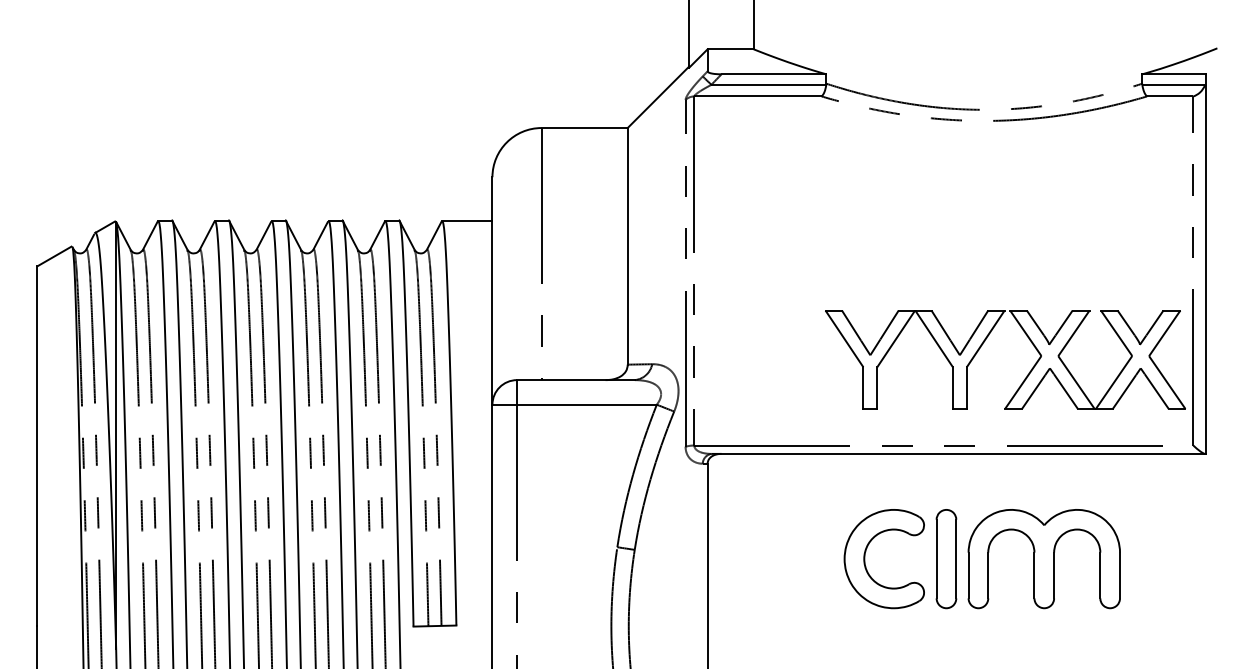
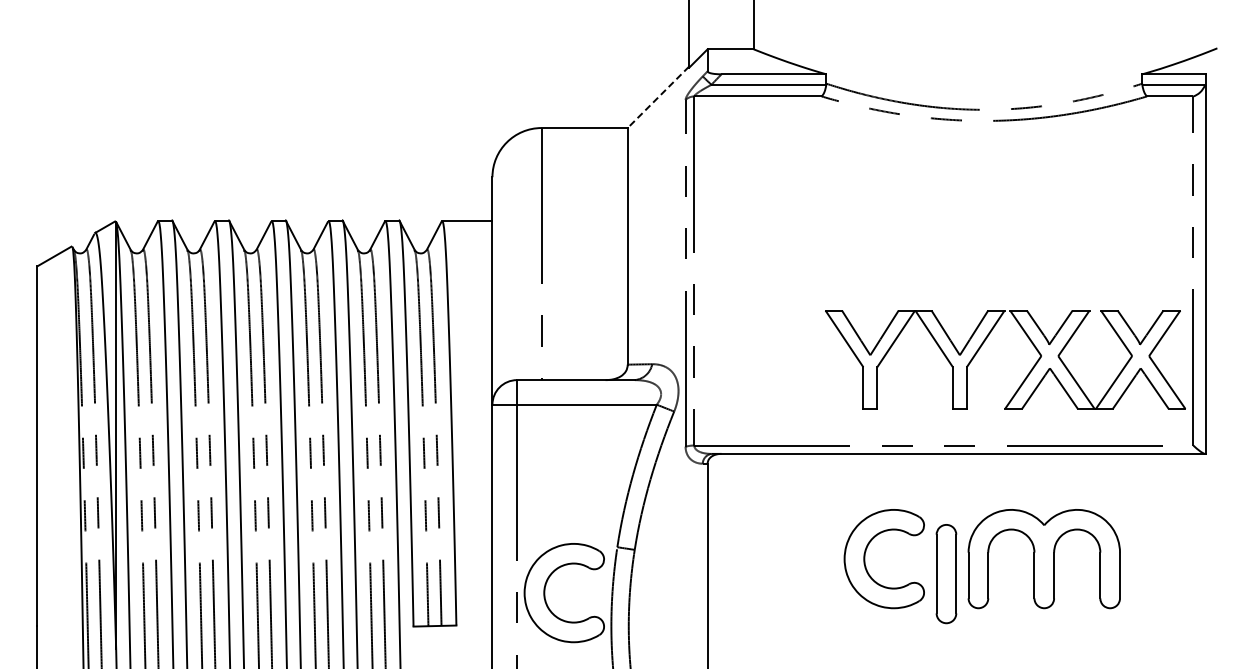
line: solid -> dashed (658, 97)
part position: (946, 559) -> (946, 574) (946, 574)
part: none -> present (545, 593)
